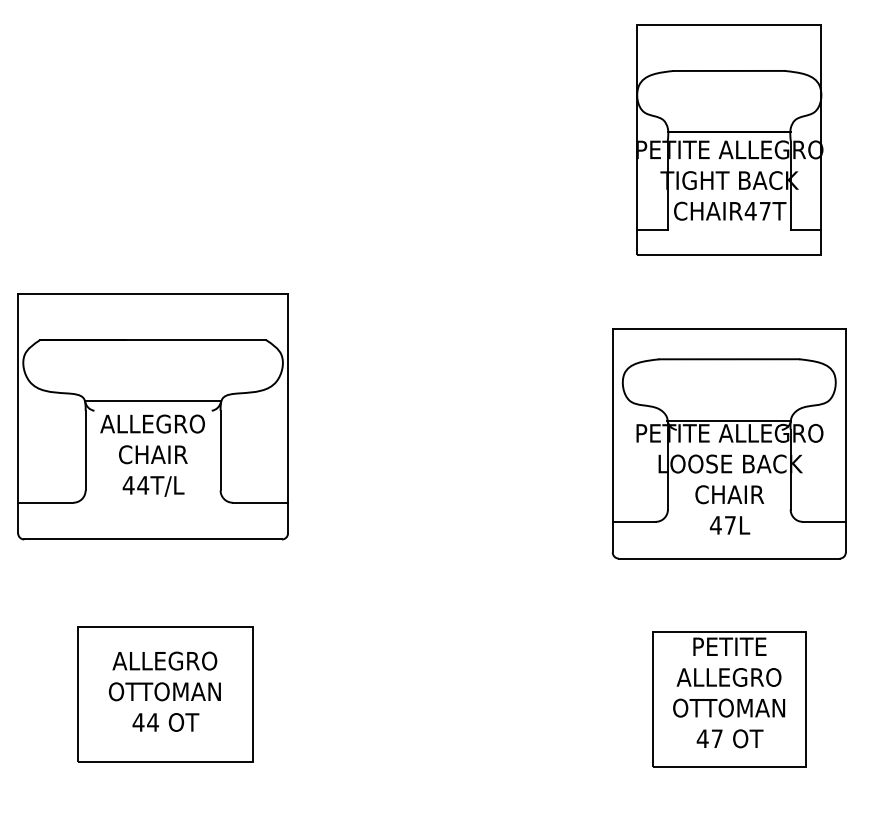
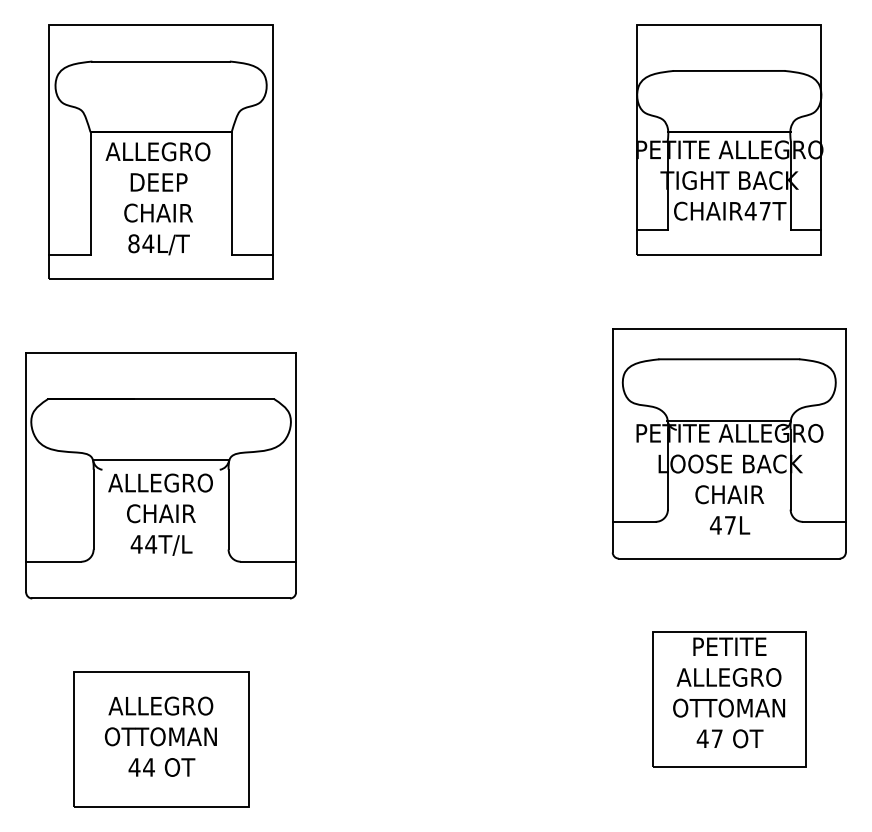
part: none -> present (160, 151)
part position: (152, 416) -> (160, 475) (160, 475)
part position: (165, 694) -> (161, 739) (161, 739)
